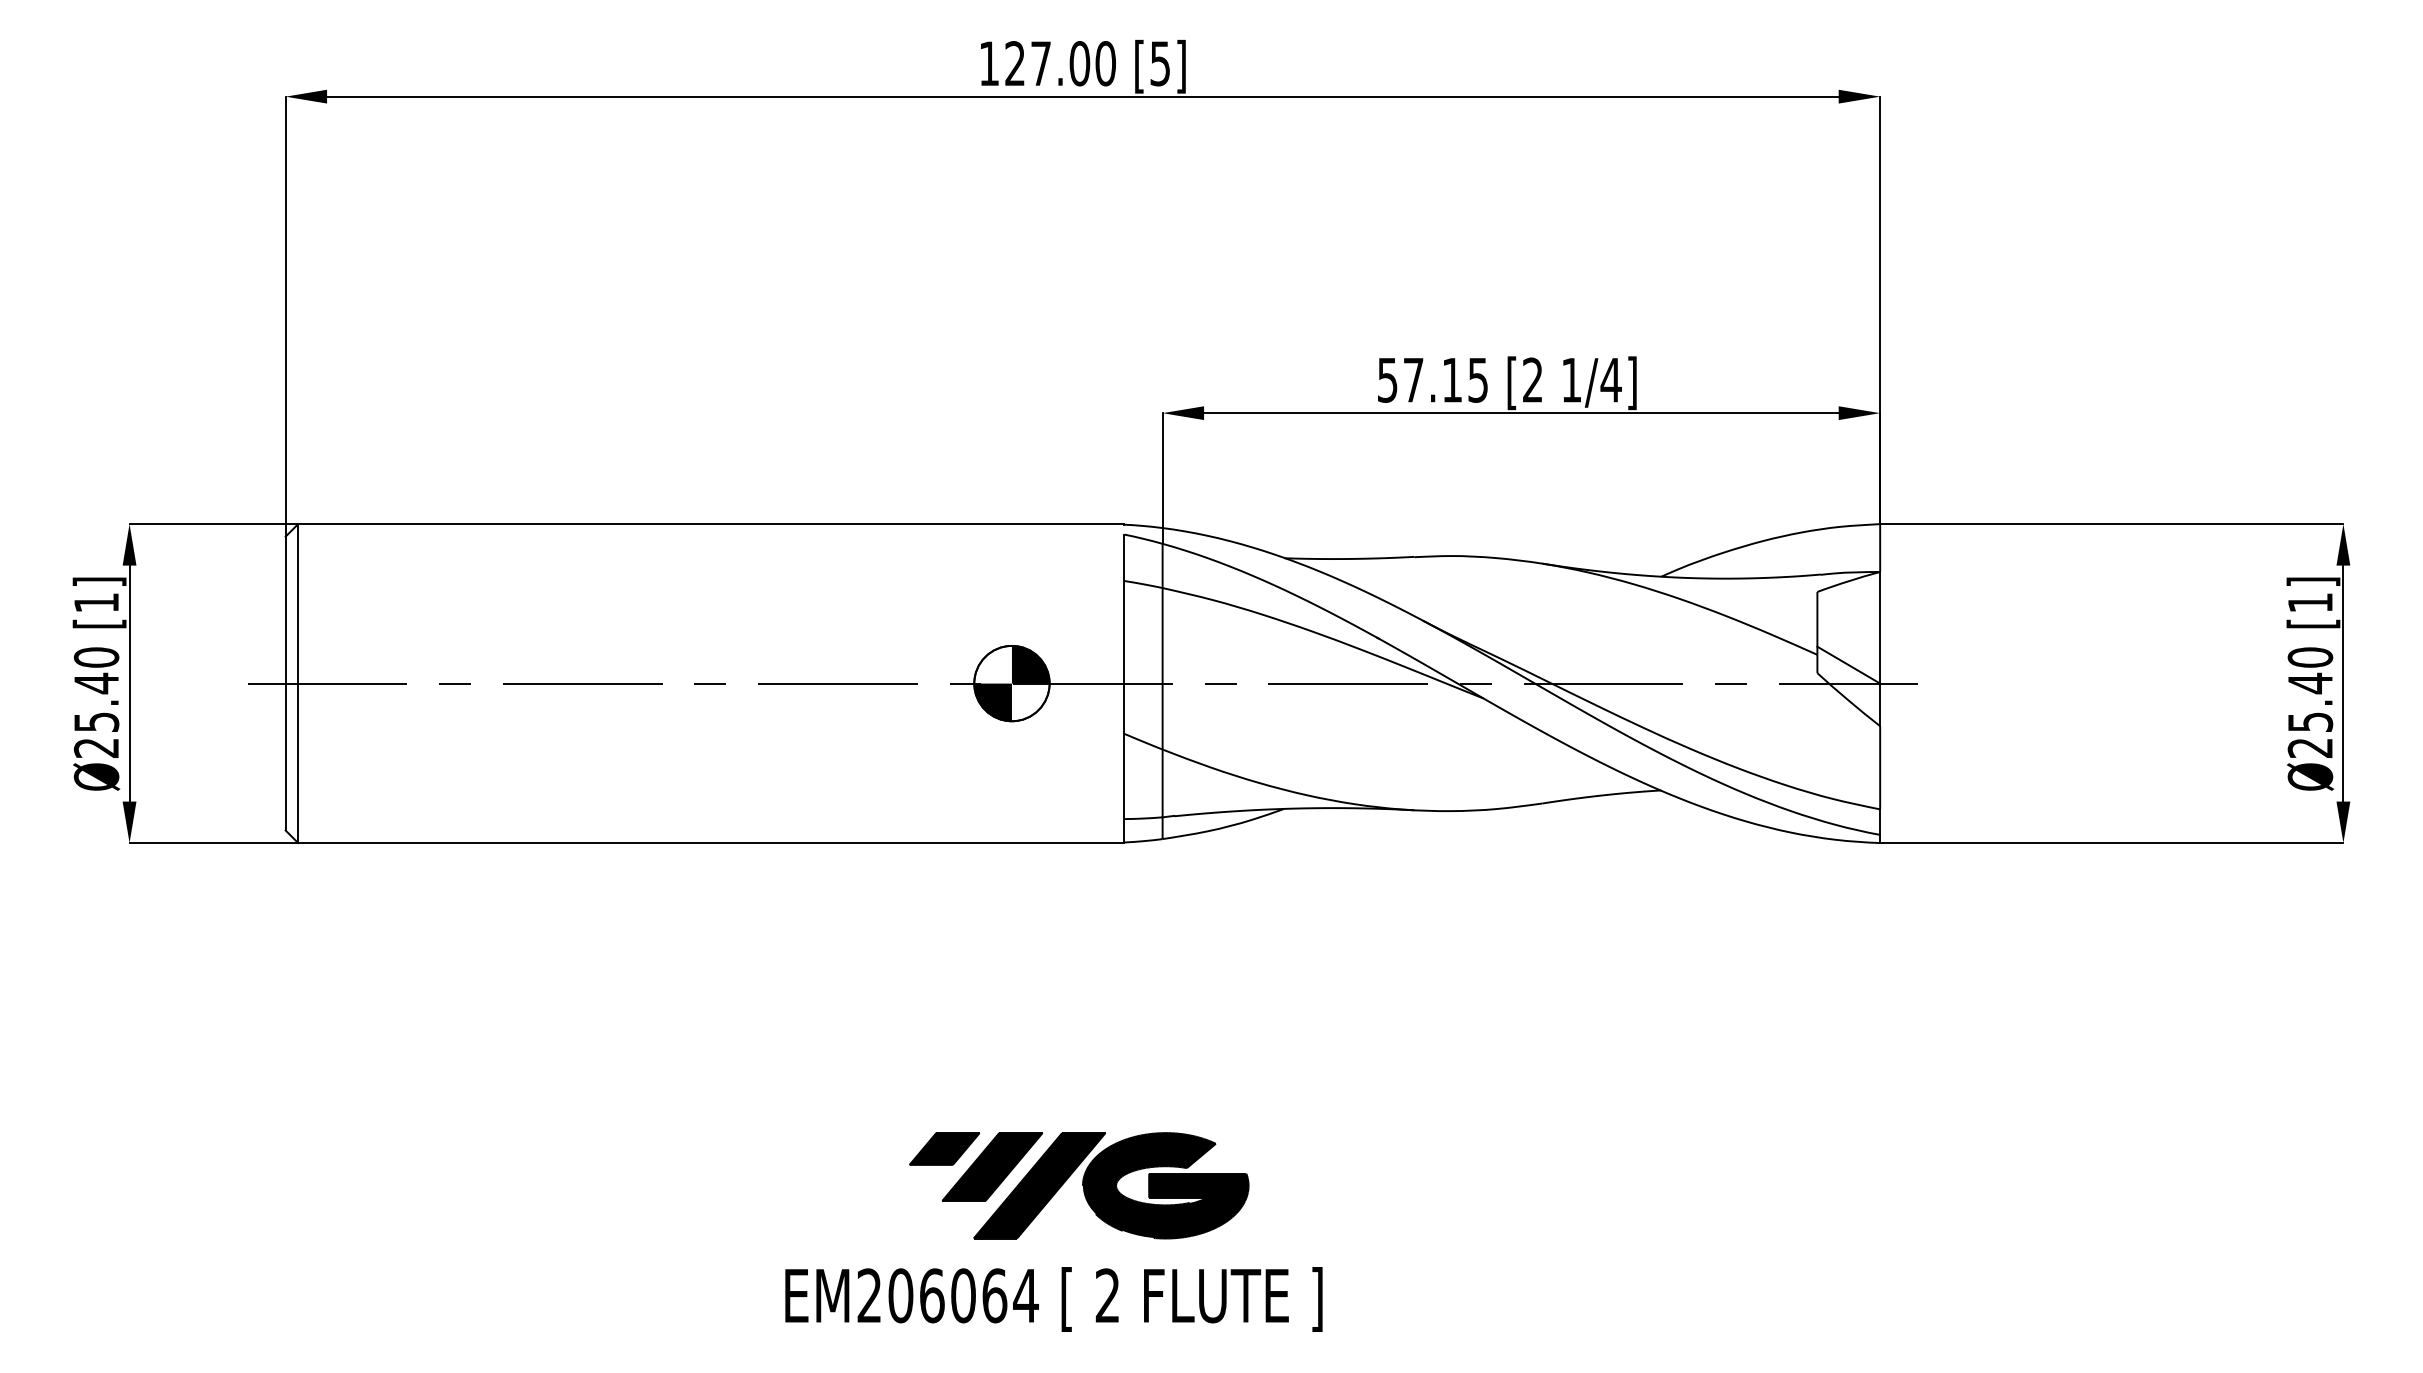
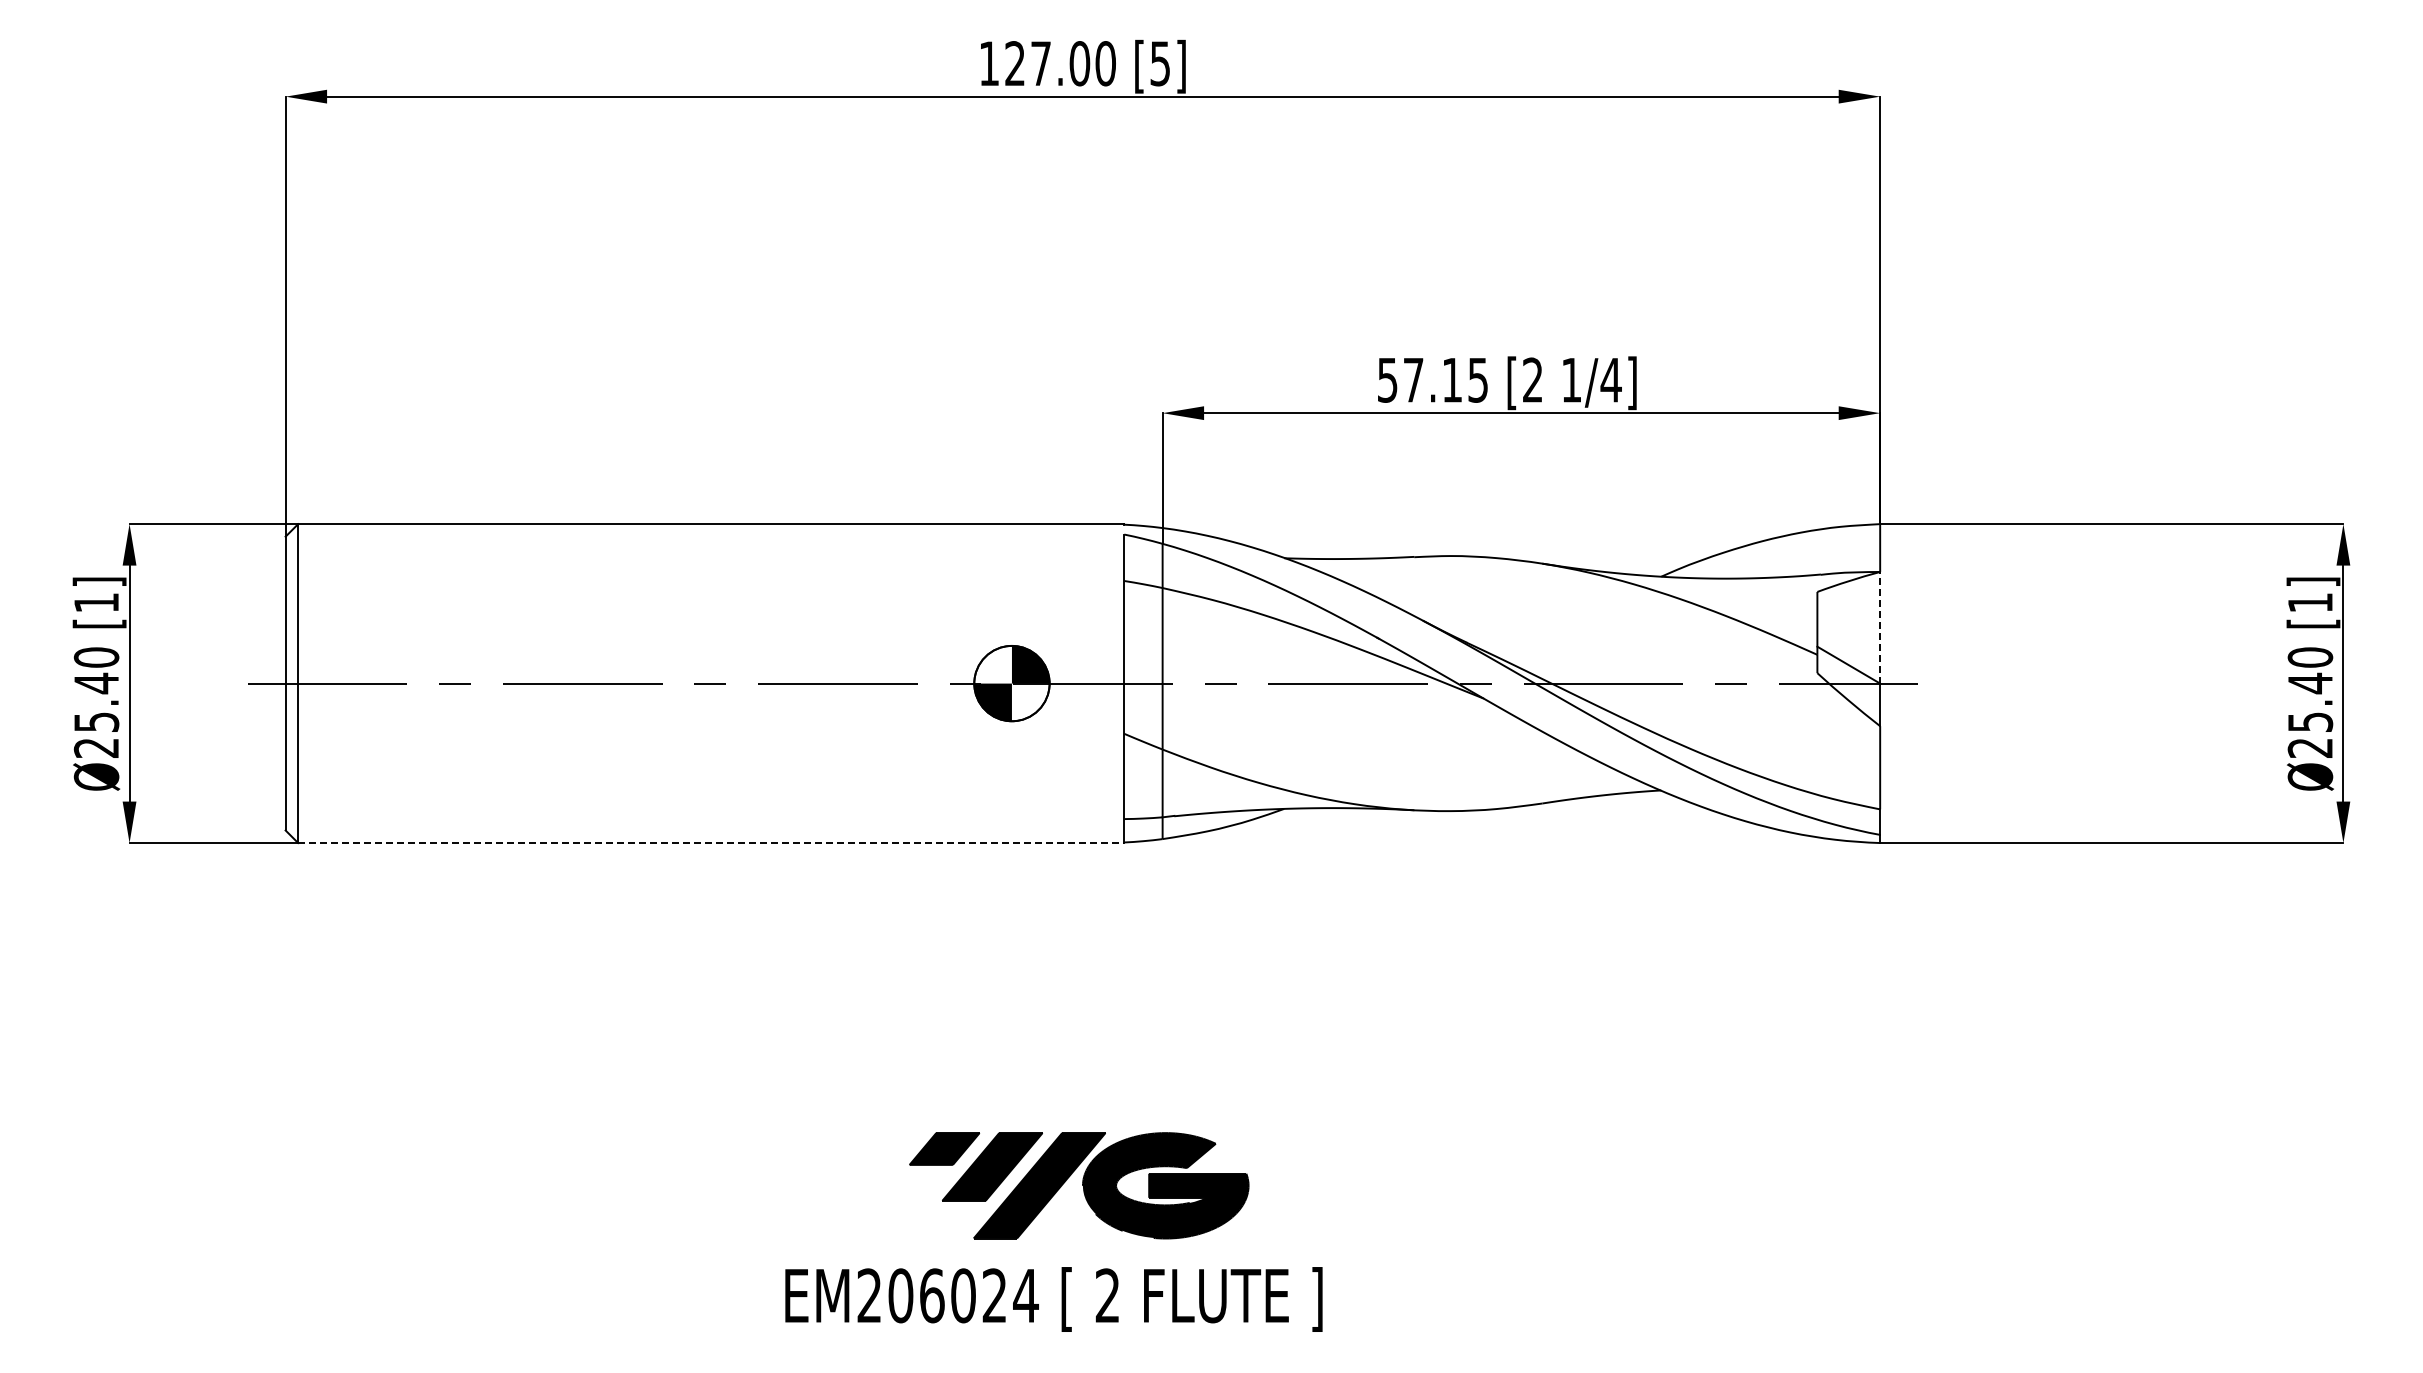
line: solid -> dashed (1880, 627)
line: solid -> dashed (711, 843)
text: EM206064 -> EM206024 (994, 1295)
